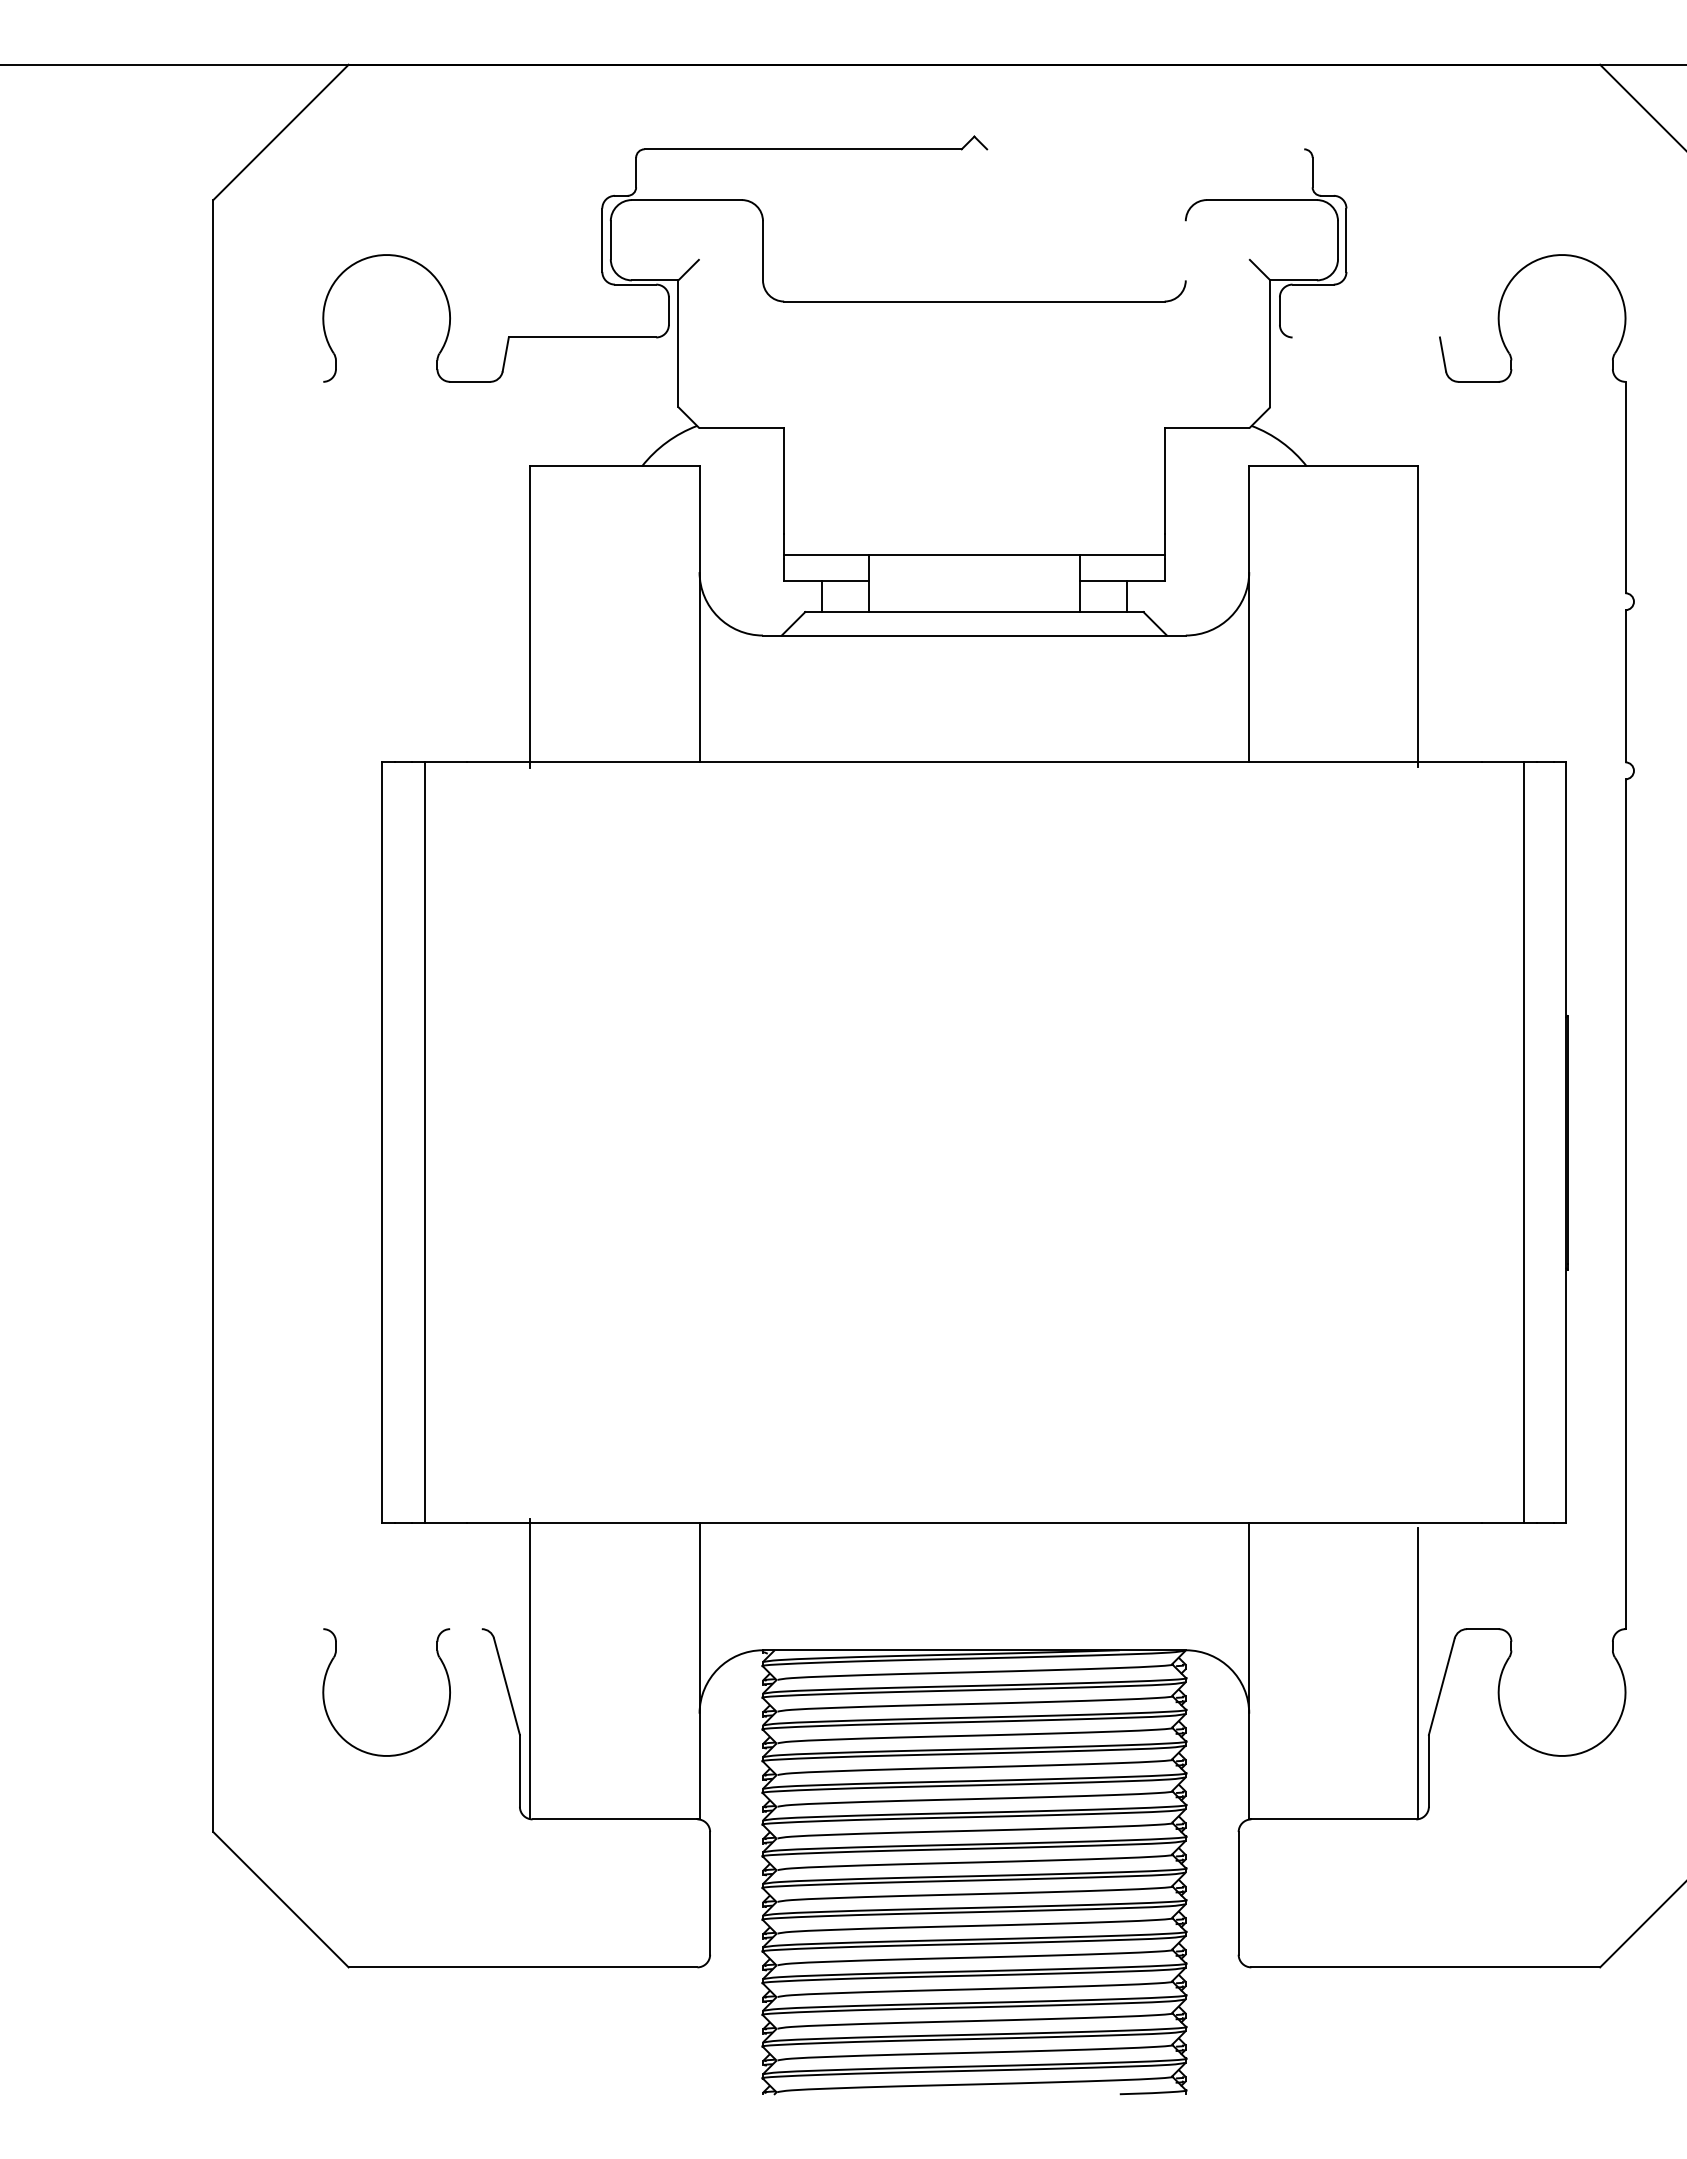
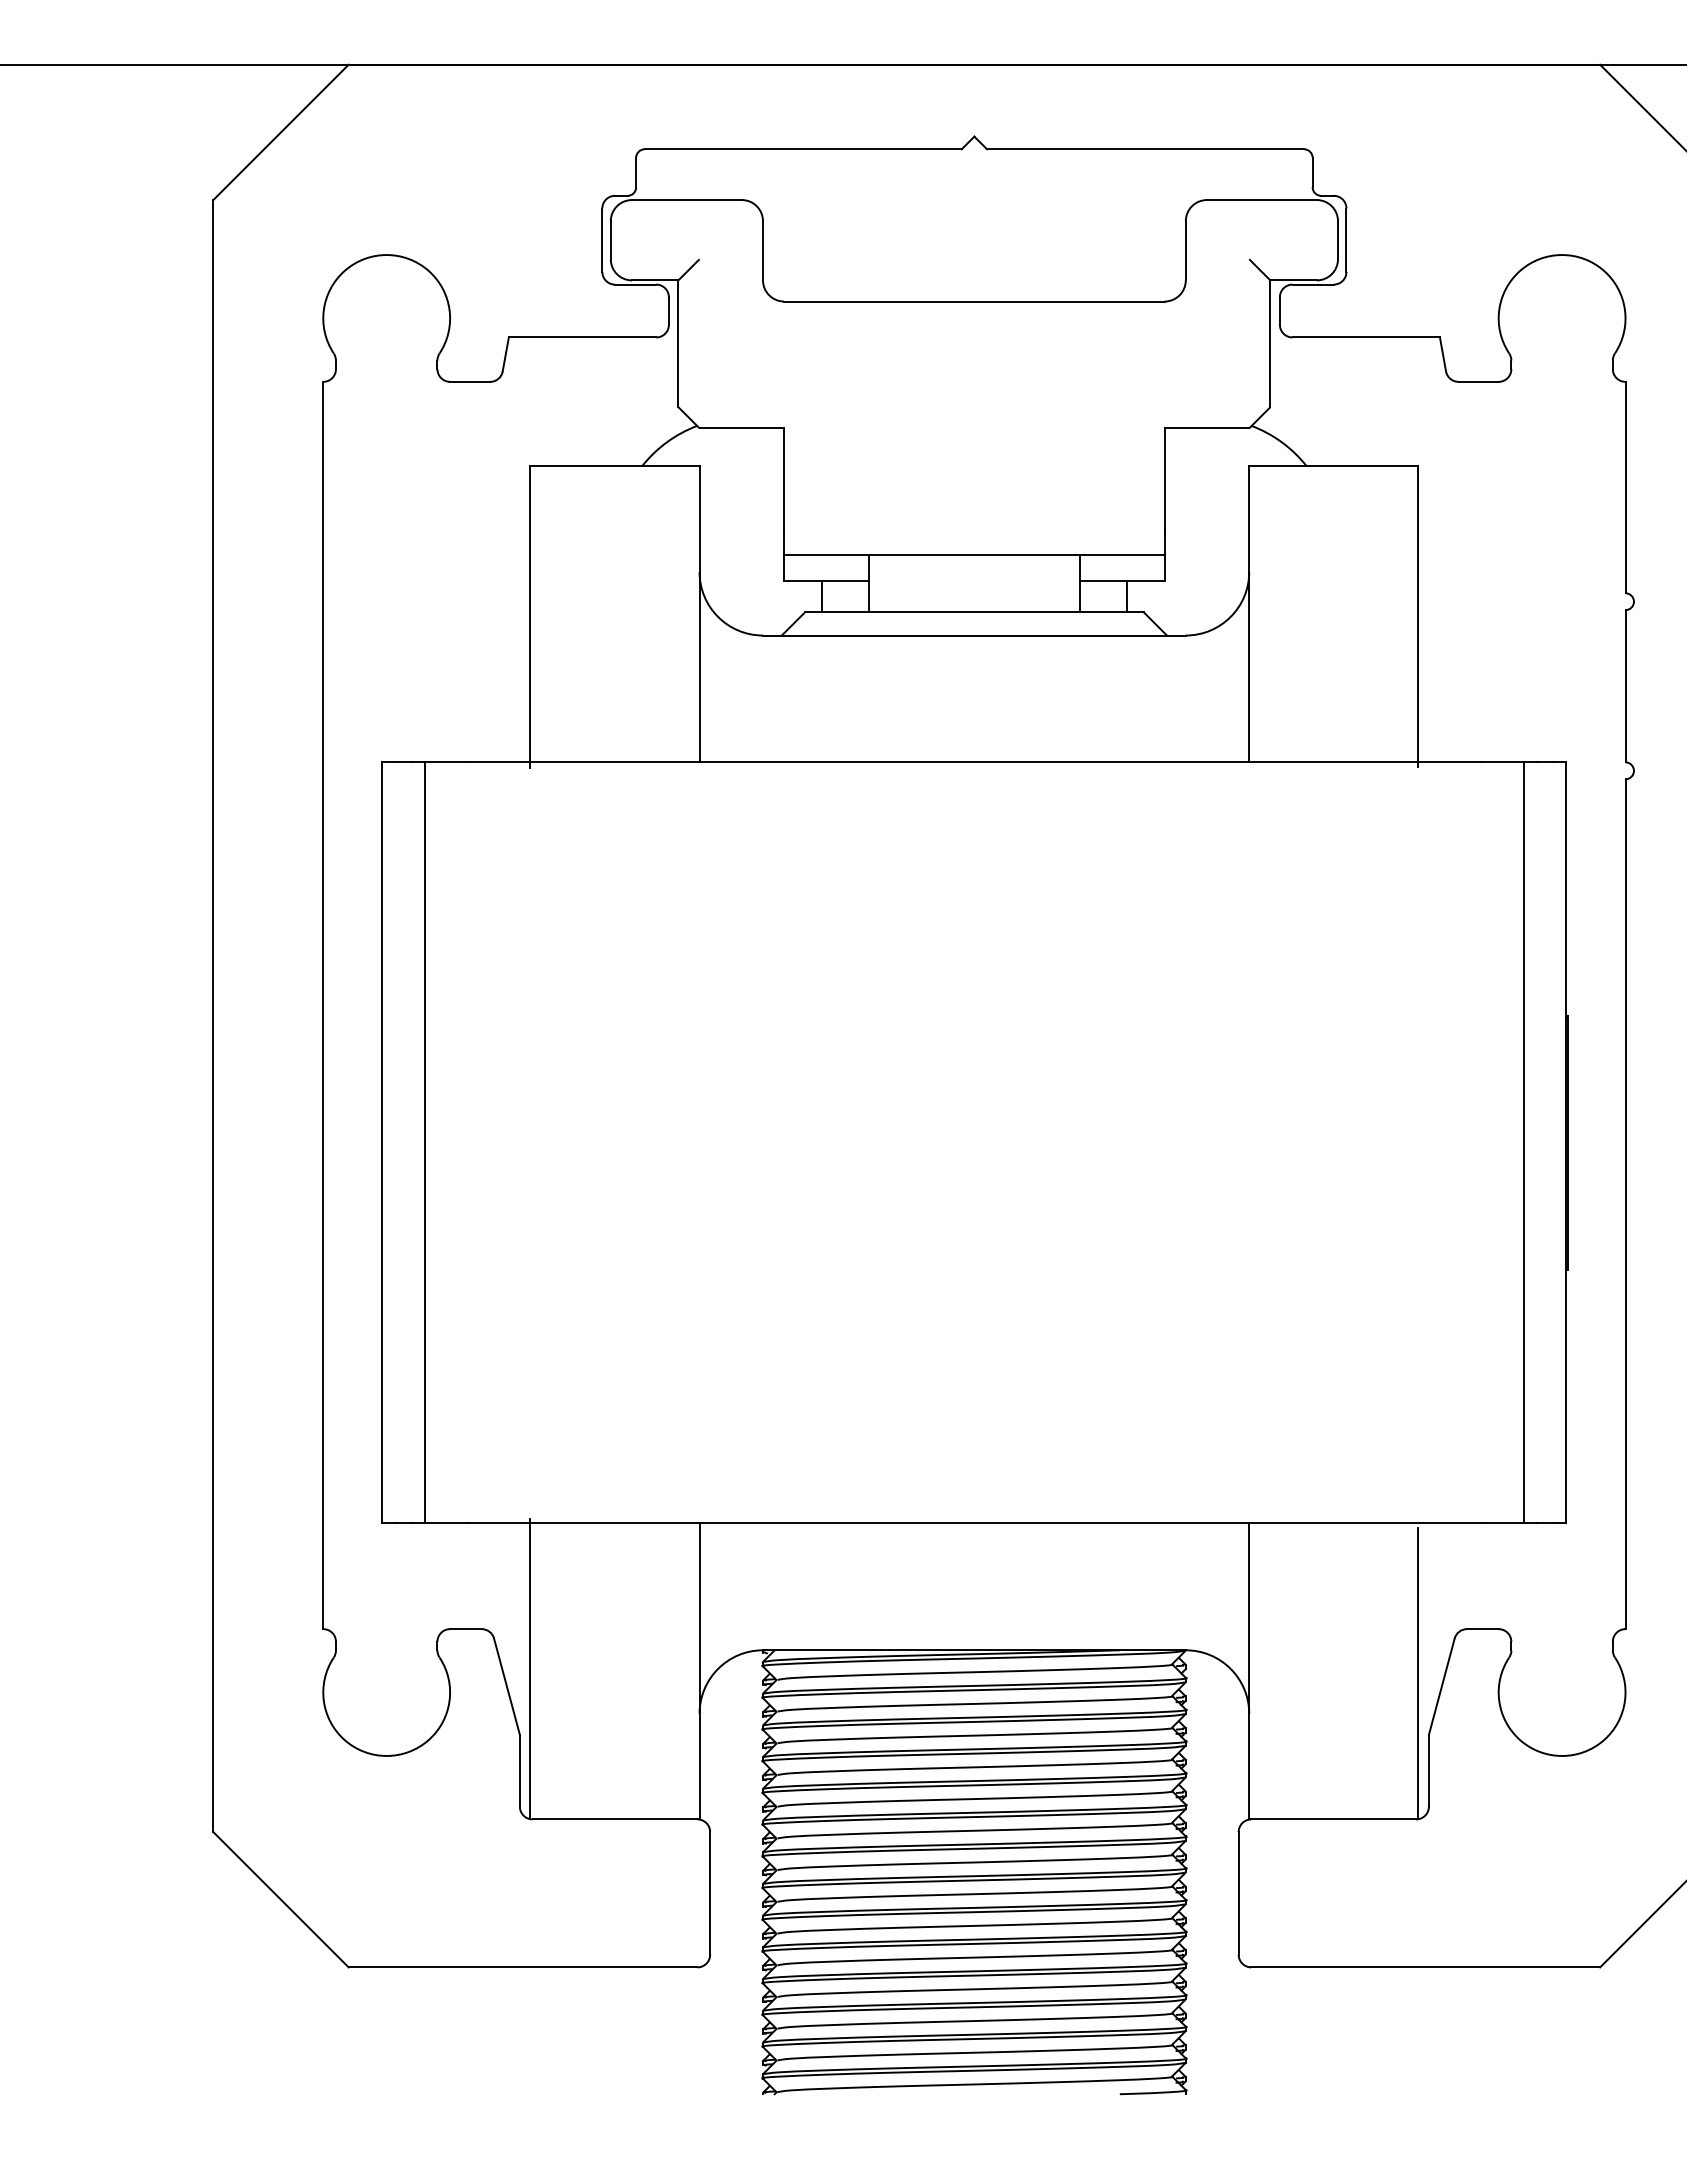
line: none -> present (1145, 149)
line: none -> present (1185, 250)
line: none -> present (1365, 337)
line: none -> present (323, 1005)
line: none -> present (465, 1629)
